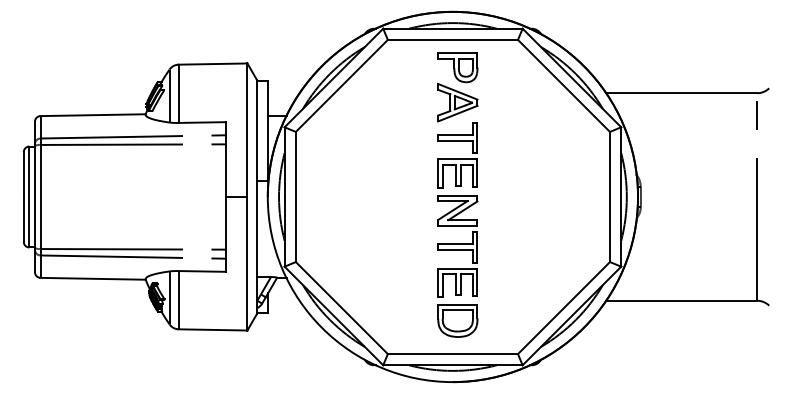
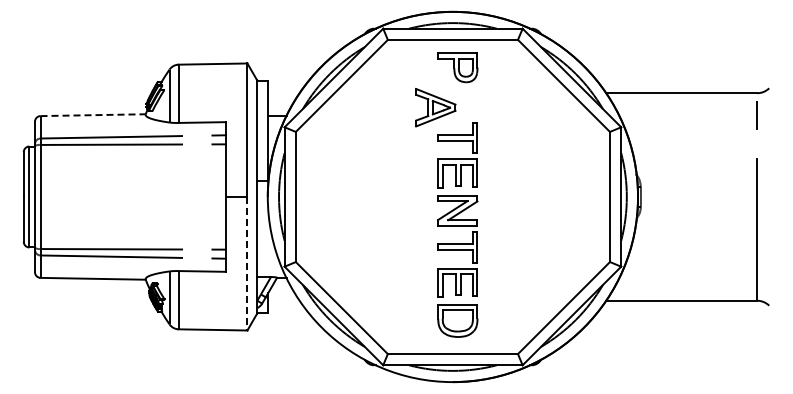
part position: (457, 102) -> (435, 107) (435, 107)
line: solid -> dashed (93, 115)
line: solid -> dashed (247, 263)
